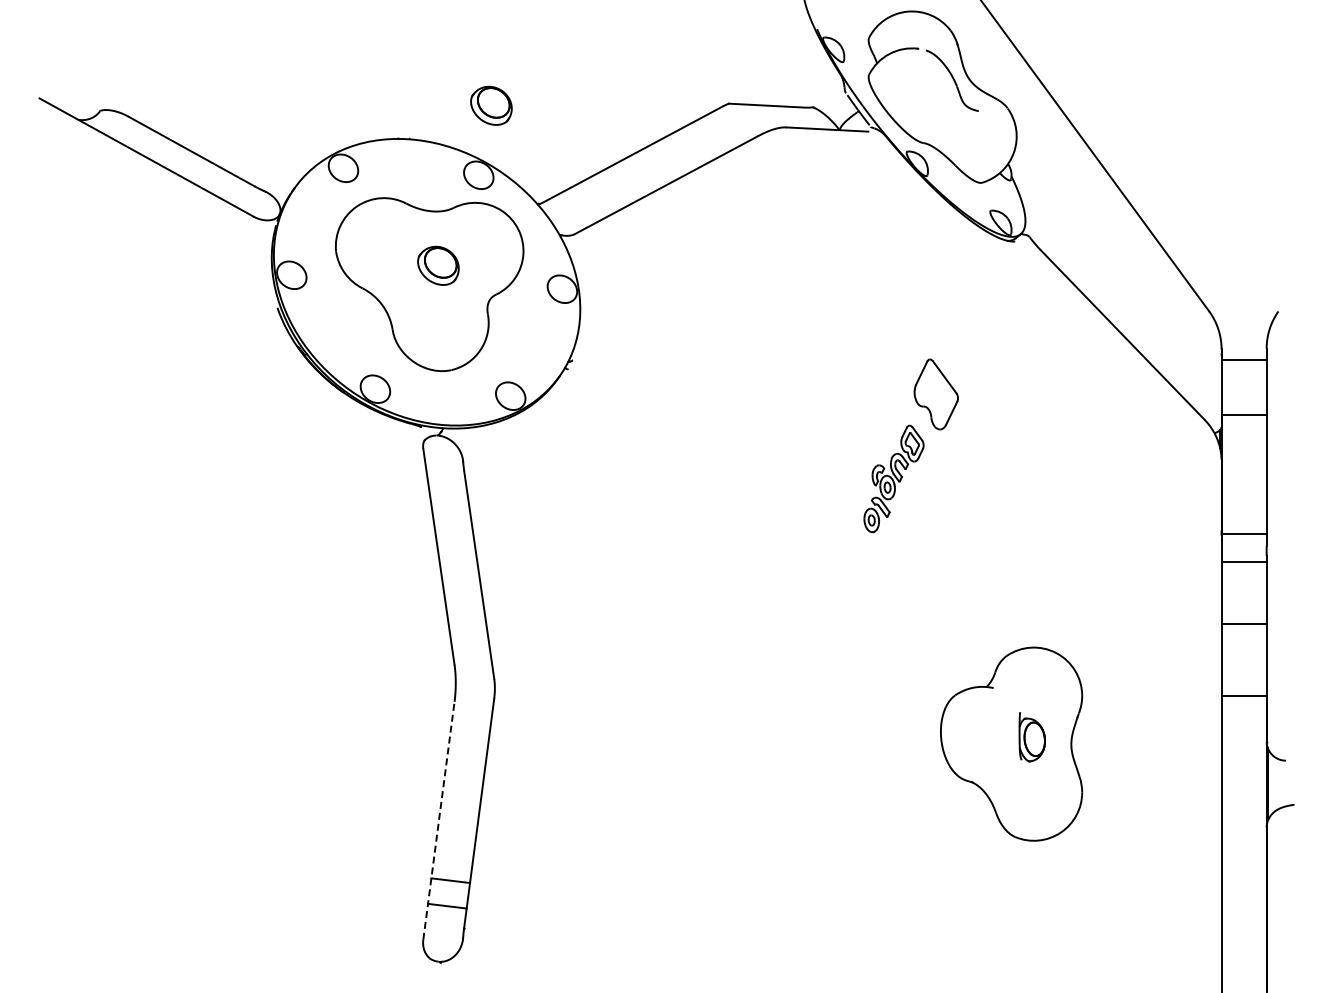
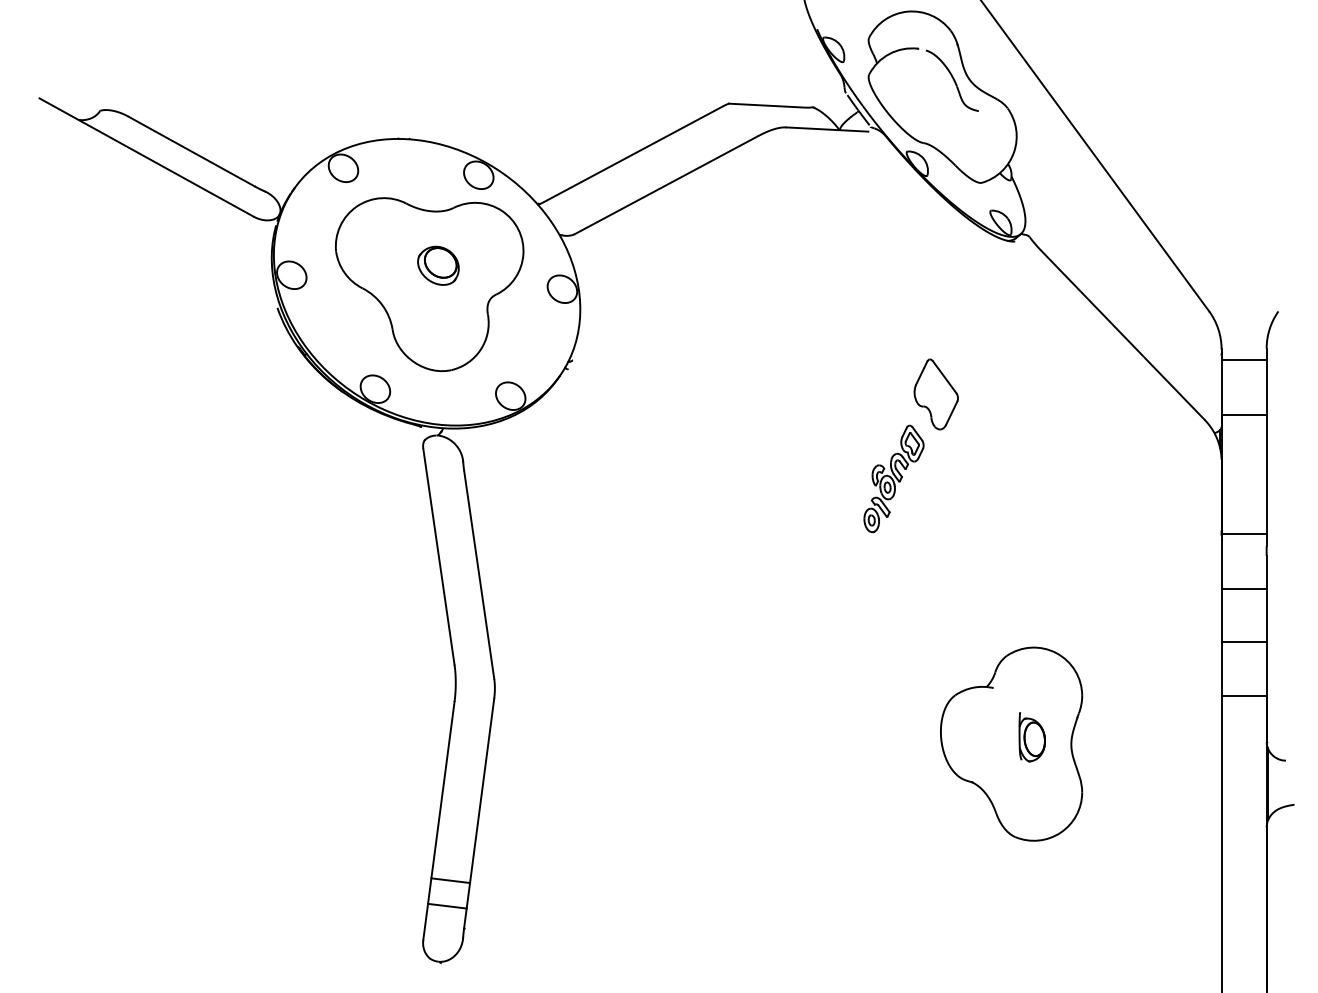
part: present -> none (491, 105)
line position: (1243, 561) -> (1243, 588) (1243, 588)
line position: (1243, 623) -> (1243, 641) (1243, 641)
line: dashed -> solid (439, 820)
